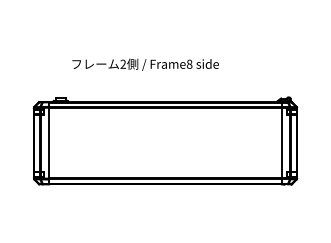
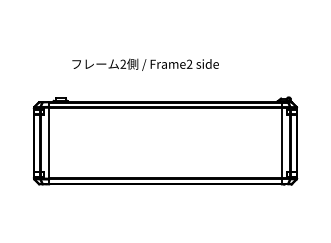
text: Frame8 -> Frame2 (189, 63)
